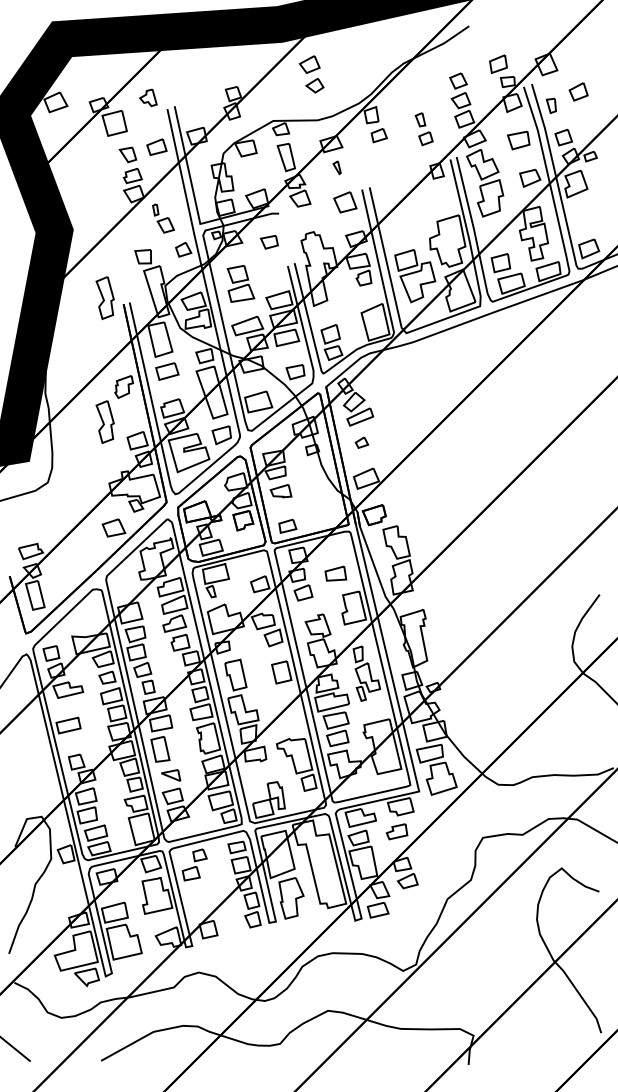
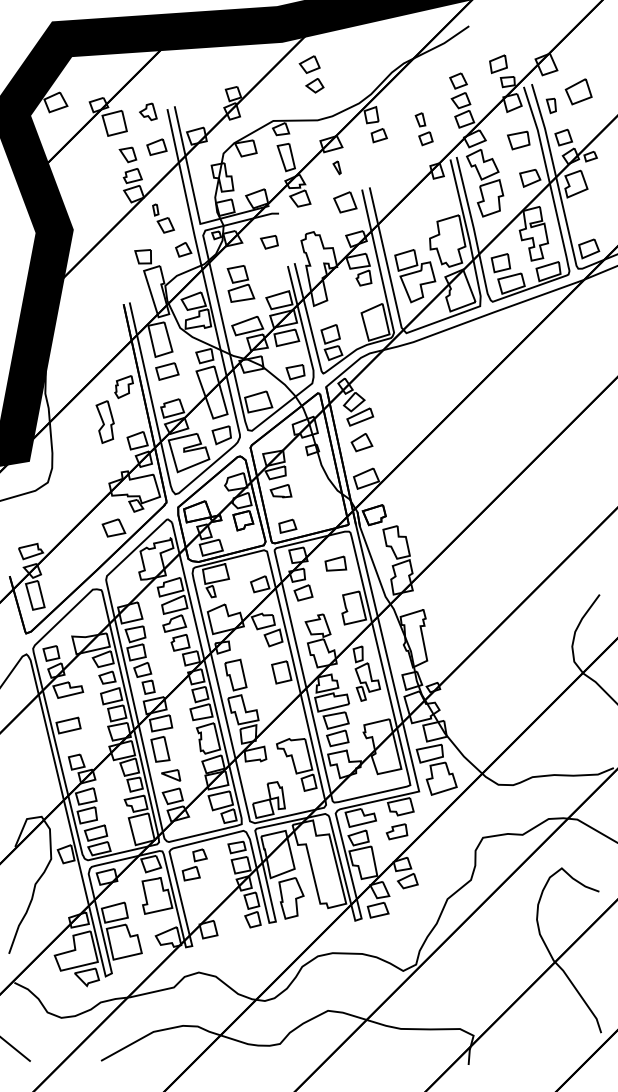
part size: 21x20 px -> 29x28 px (578, 91)
part position: (148, 97) -> (148, 111) (148, 111)
part: present -> none (104, 297)
part size: 16x13 px -> 24x20 px (361, 442)
part position: (335, 573) -> (335, 563) (335, 563)
